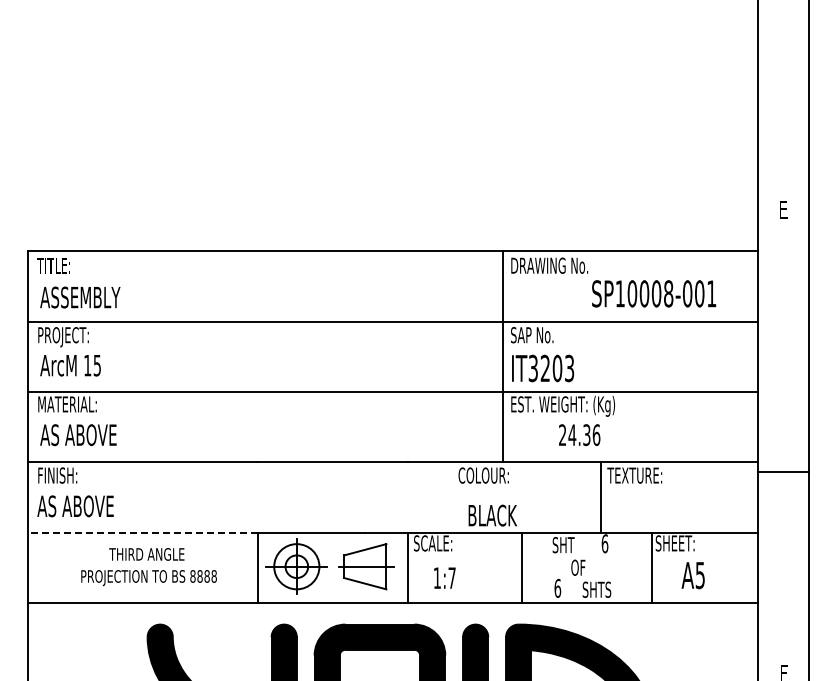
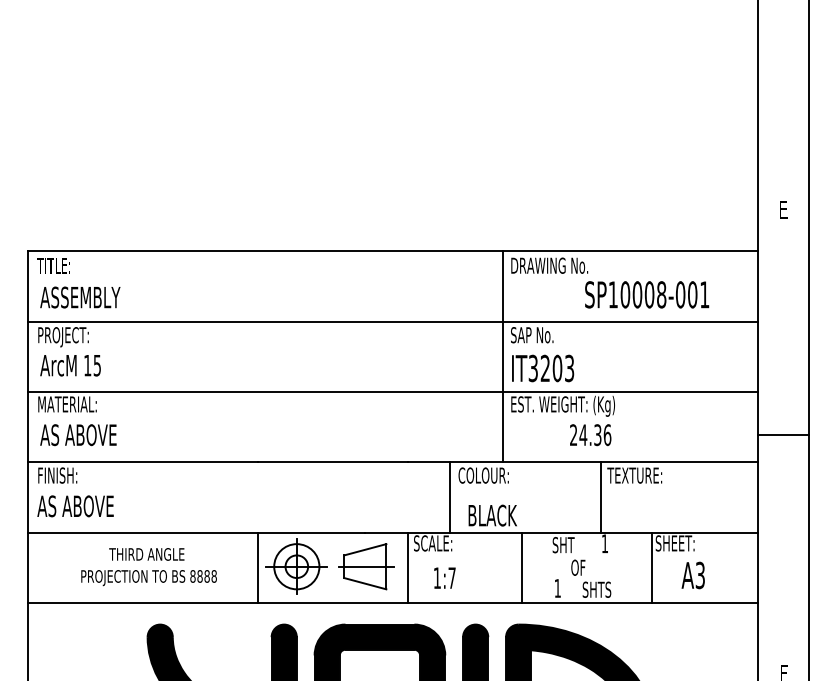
text position: (654, 293) -> (647, 294) (647, 294)
text position: (579, 435) -> (590, 435) (590, 435)
line position: (783, 472) -> (783, 435) (783, 435)
line: none -> present (450, 497)
line: dashed -> solid (142, 532)
text: 6 -> 1 (604, 543)
text: A5 -> A3 (700, 574)
text: 6 -> 1 (557, 587)
